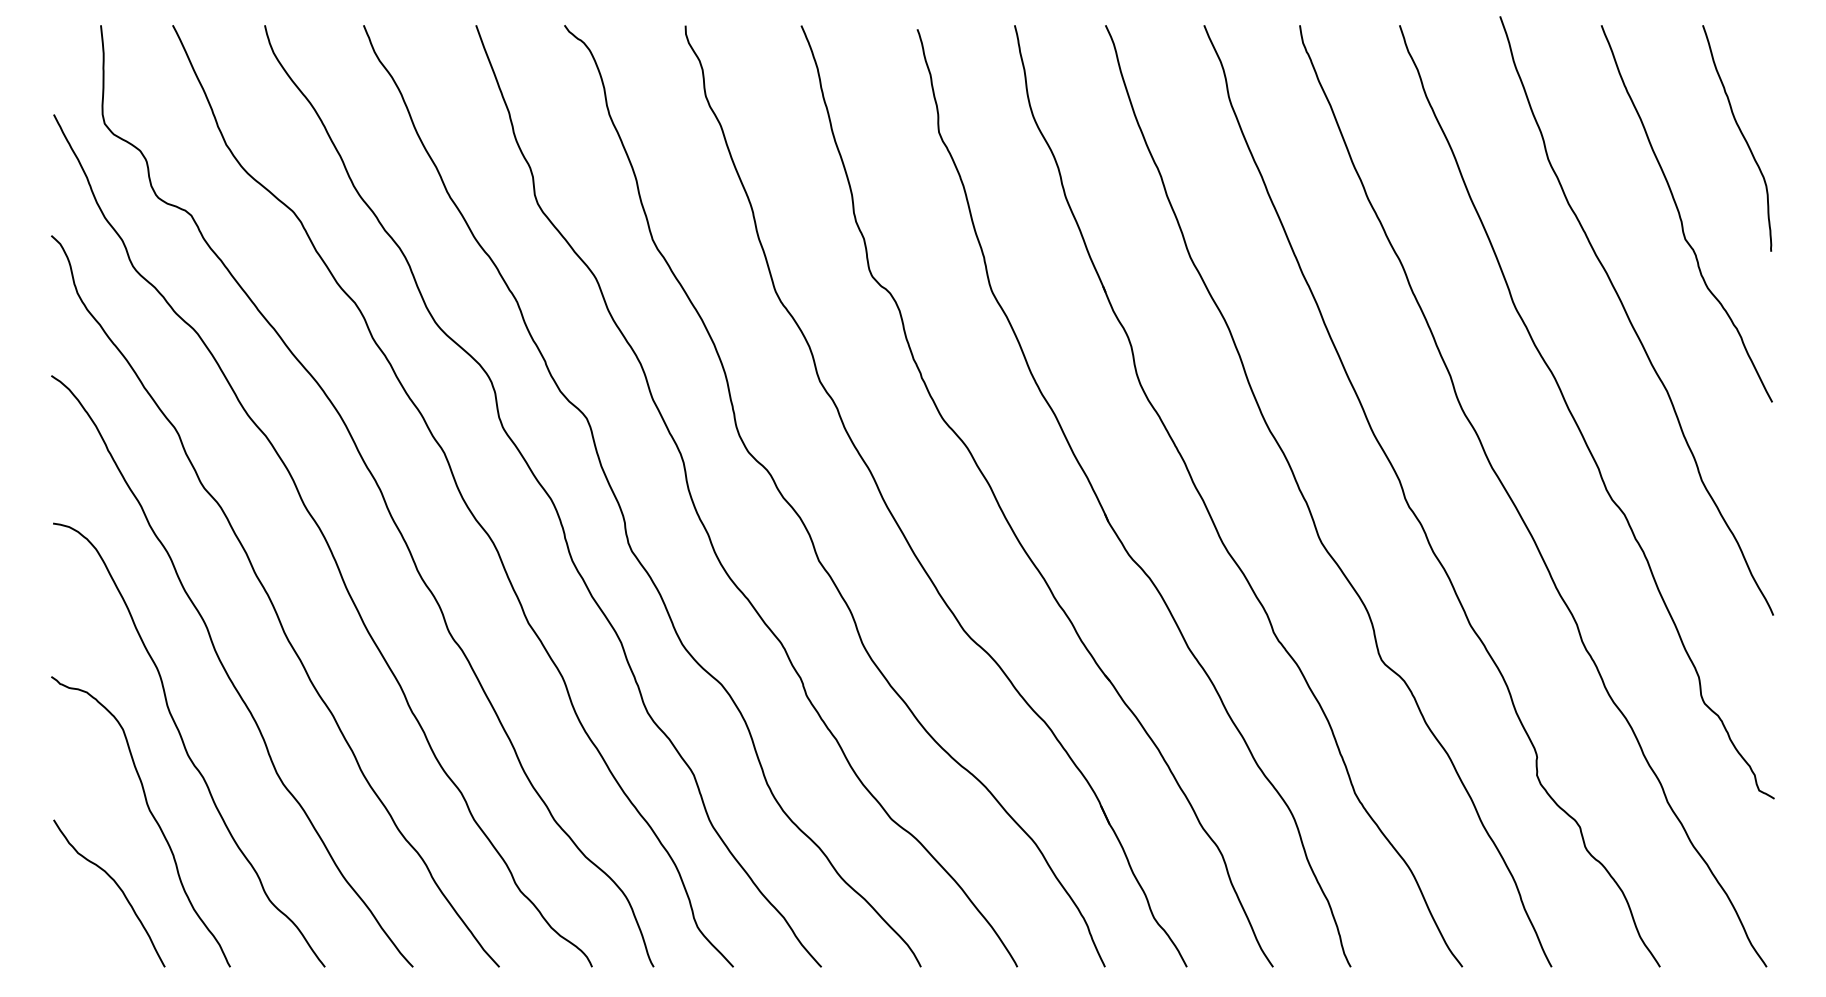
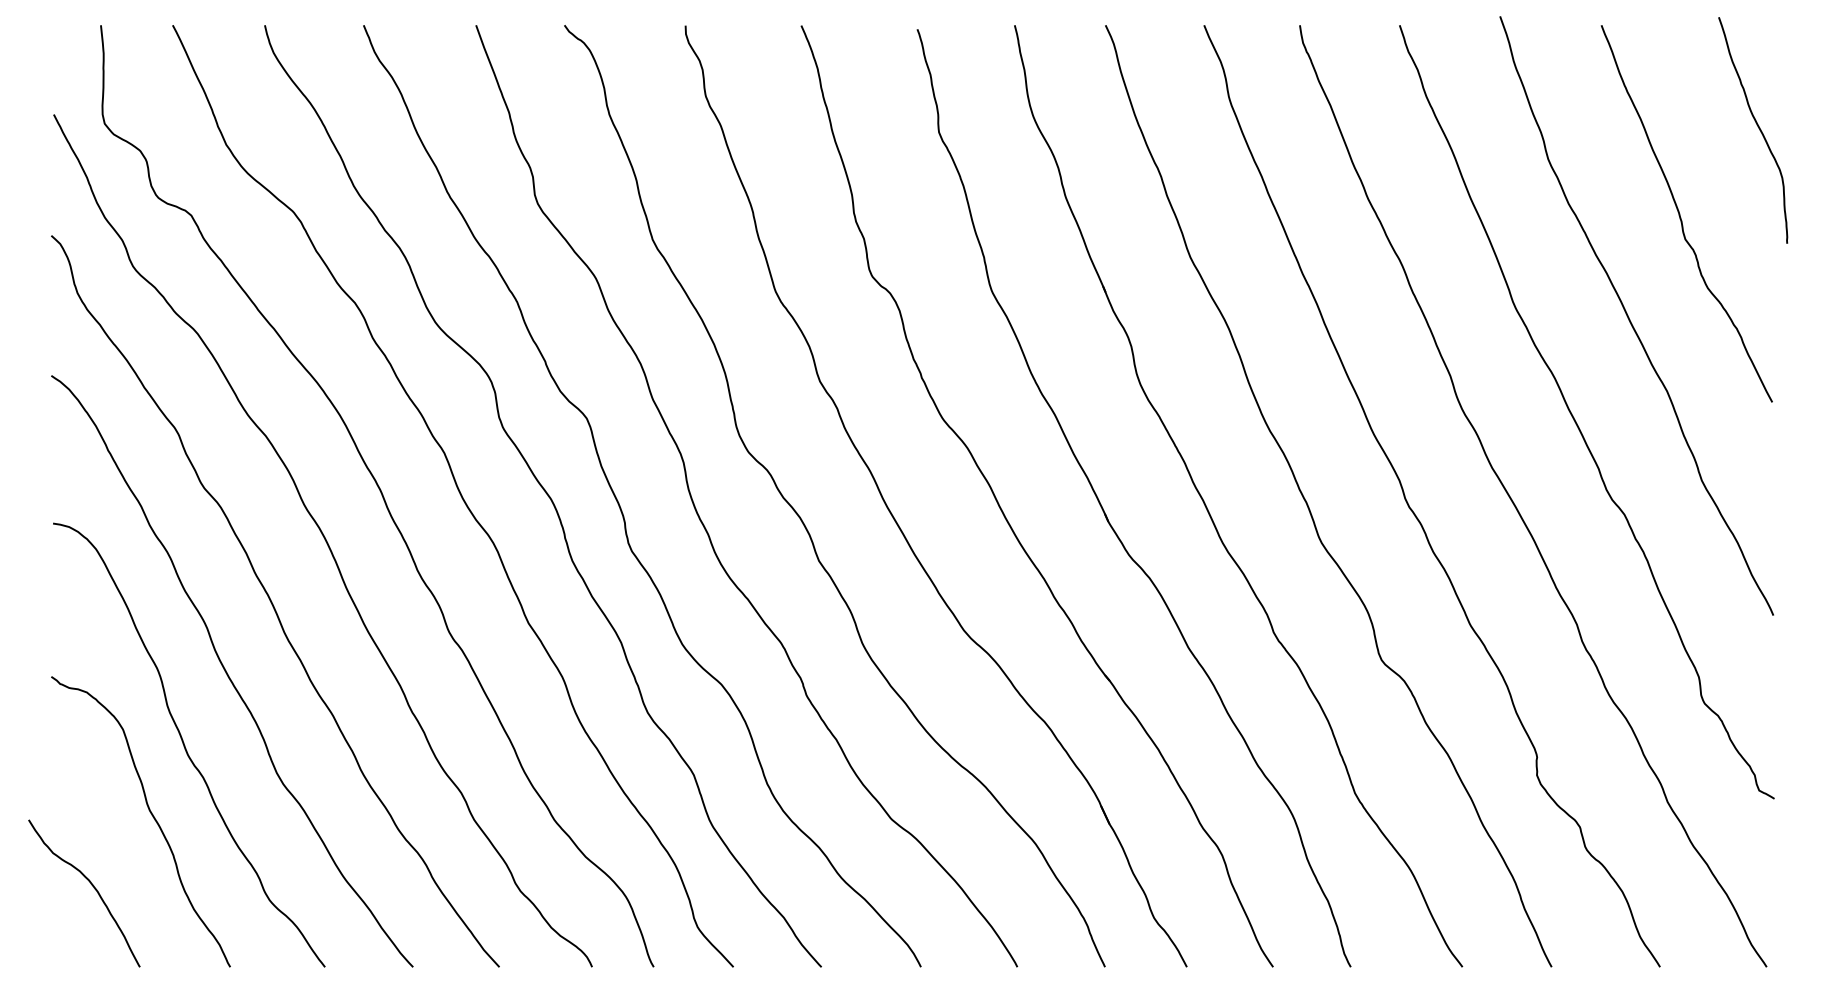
curve position: (1742, 136) -> (1758, 128) (1758, 128)
curve position: (116, 885) -> (91, 885) (91, 885)
